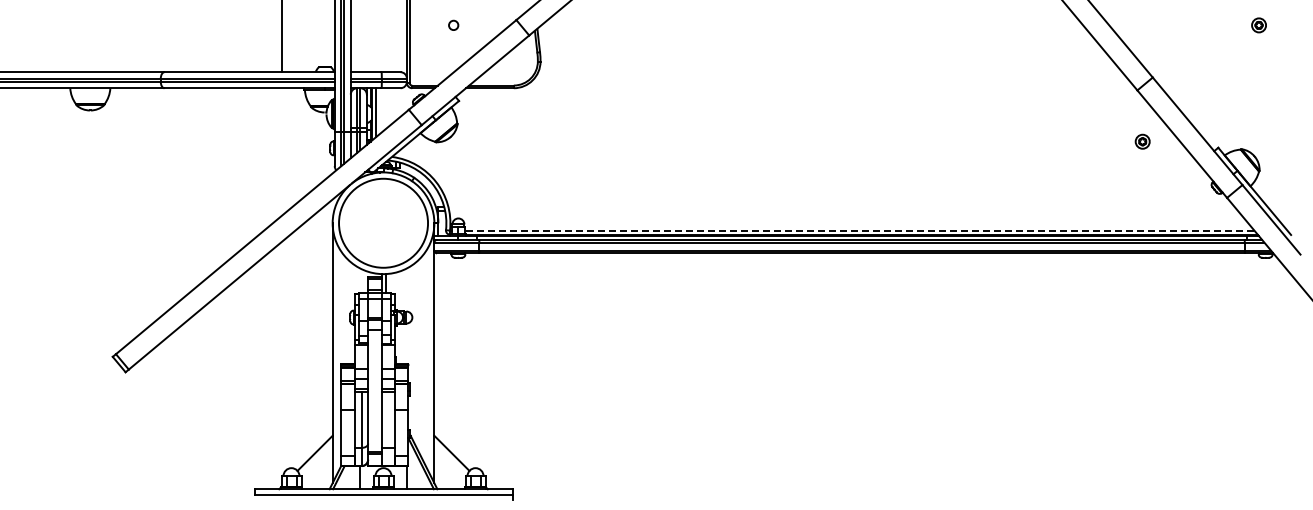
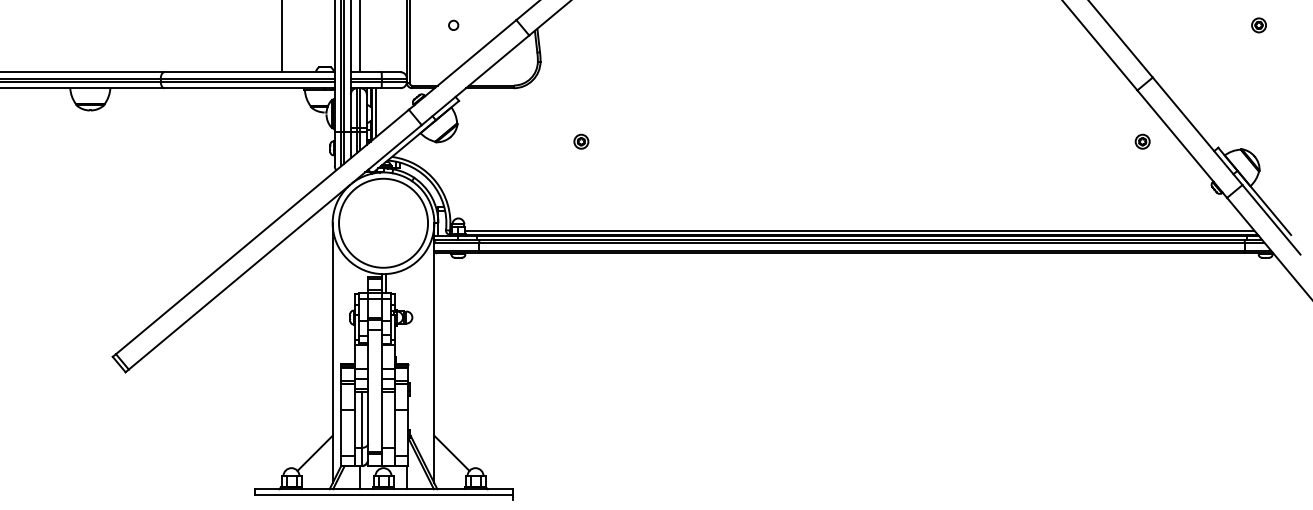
line: none -> present (360, 37)
part: none -> present (581, 141)
line: dashed -> solid (859, 230)
